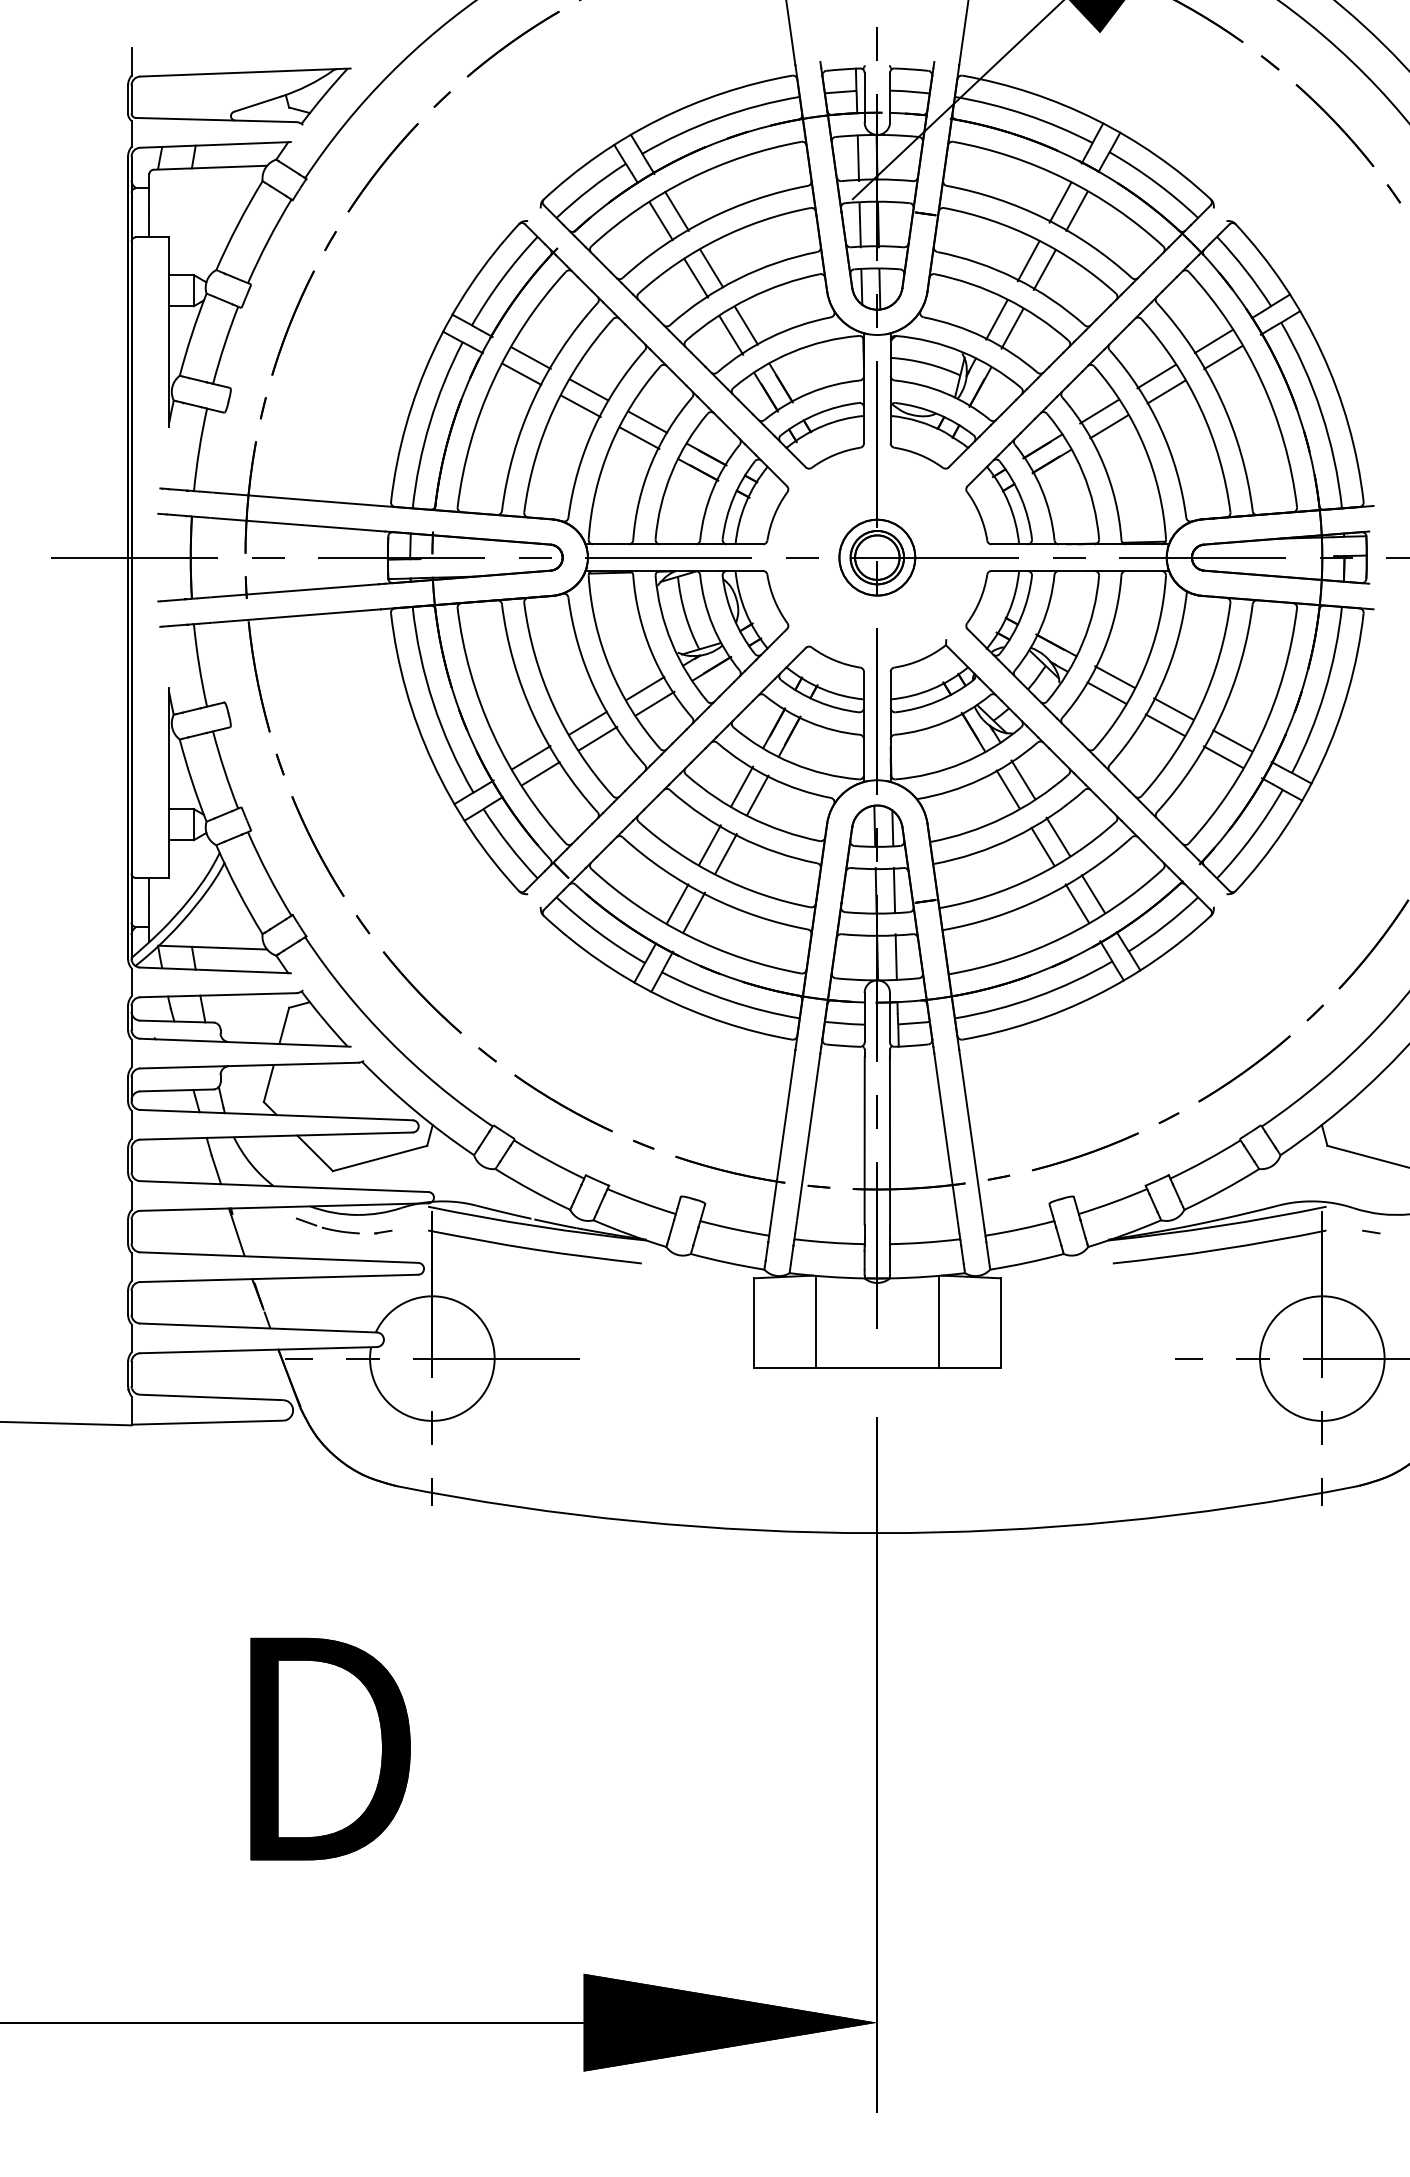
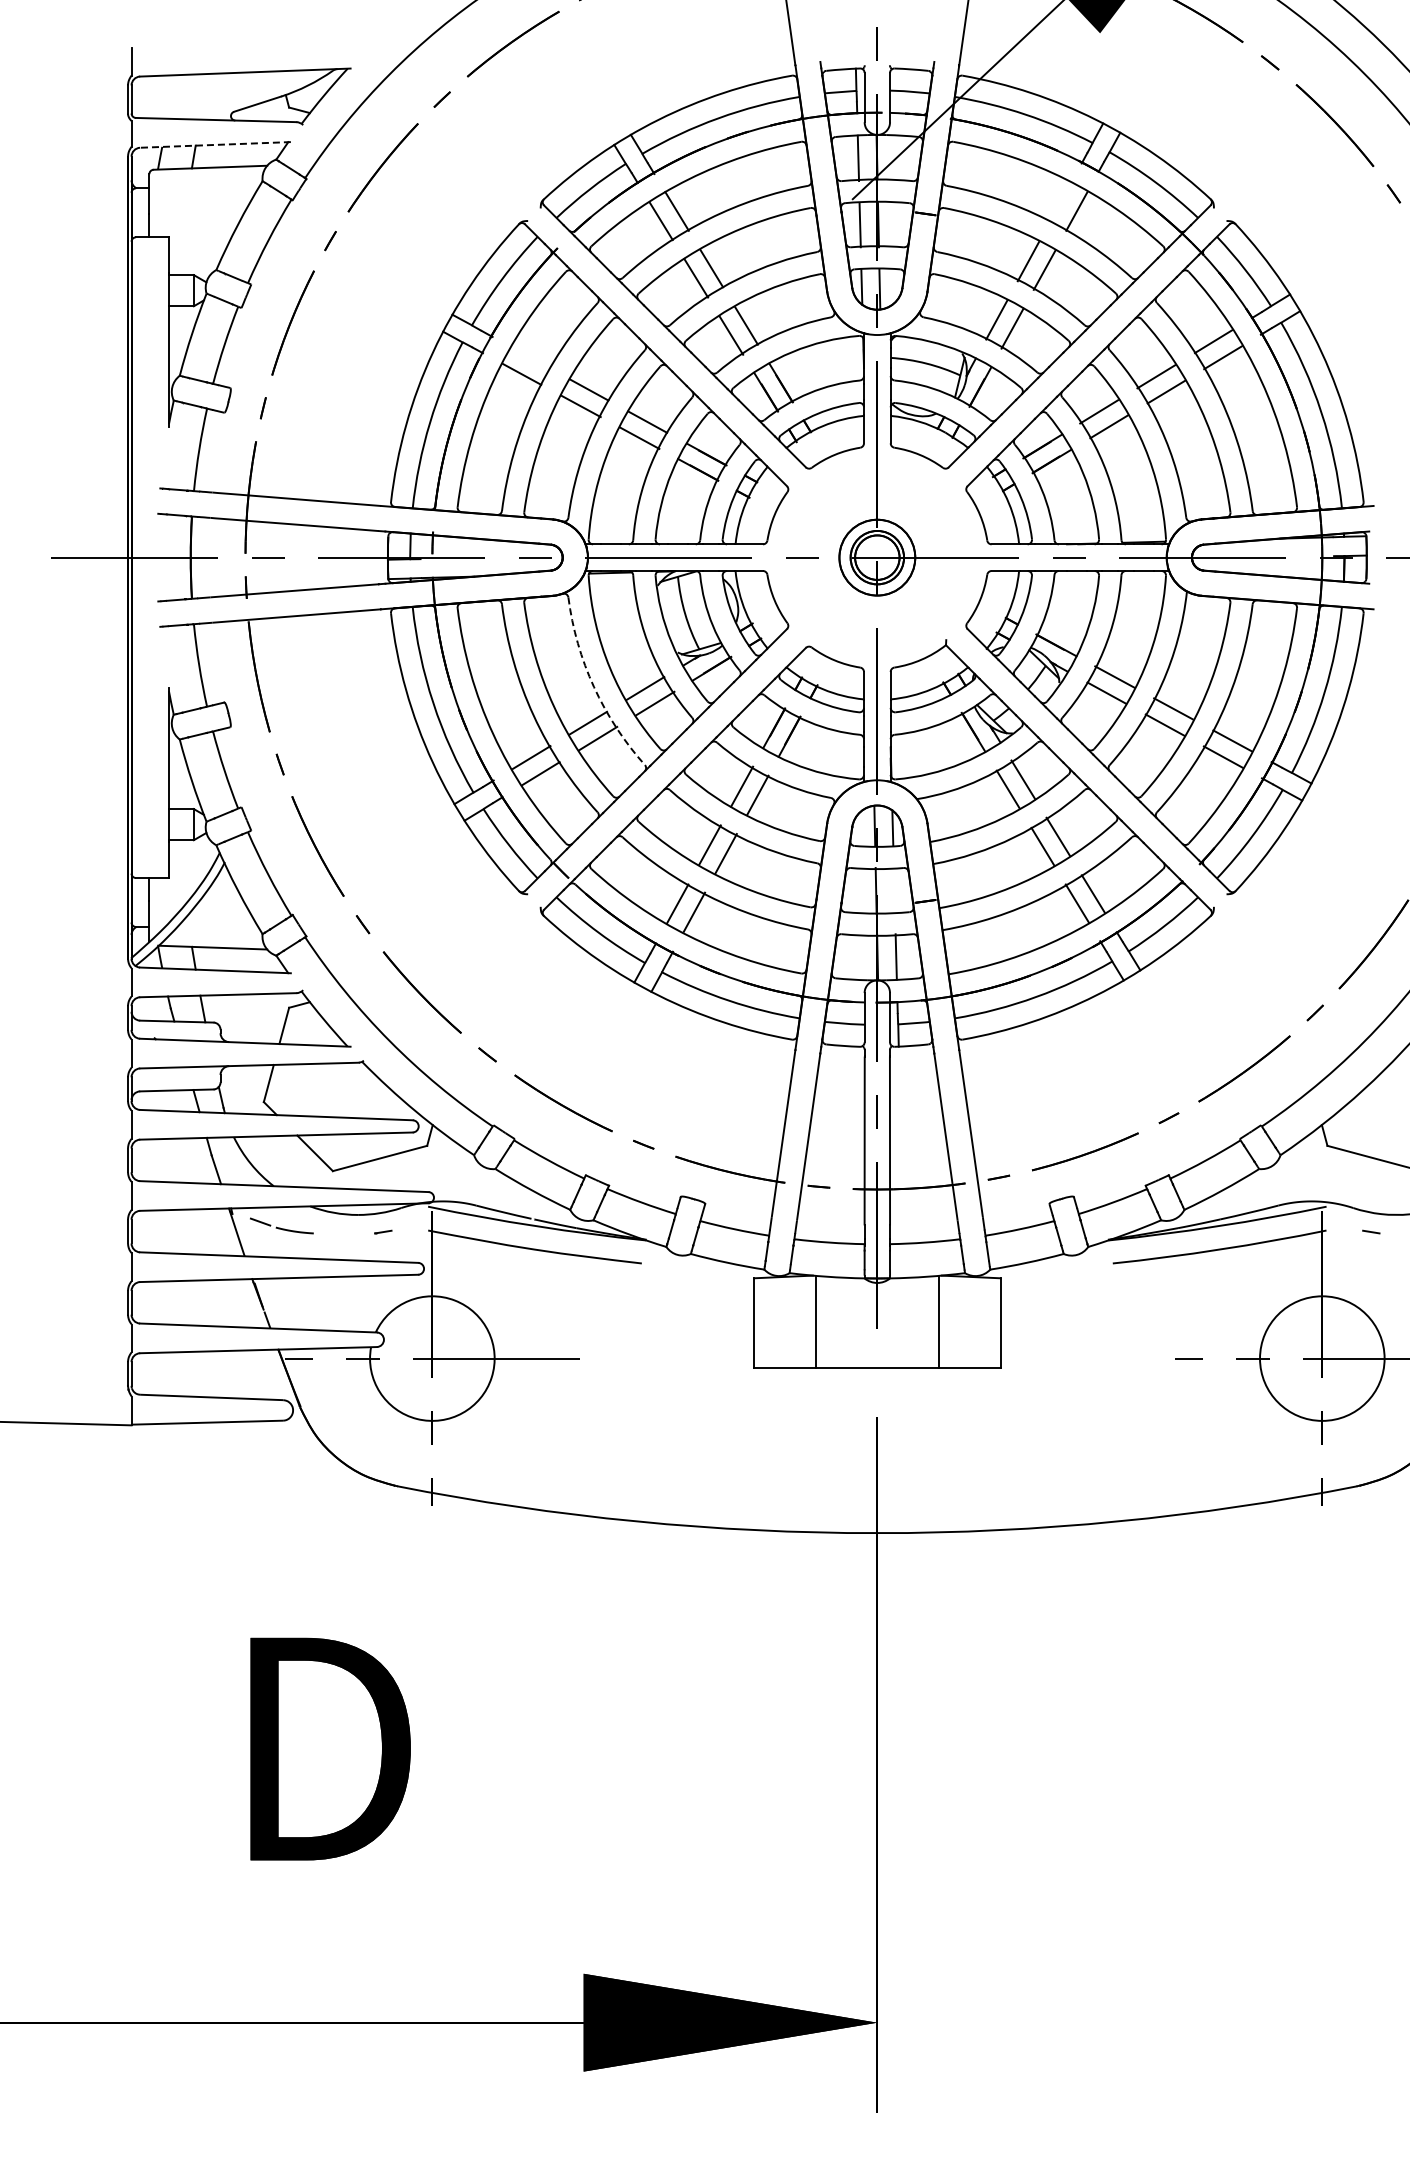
line: solid -> dashed (215, 144)
line: present -> none (1059, 202)
line: present -> none (530, 357)
arc: solid -> dashed (594, 687)
line: present -> none (894, 890)
part position: (327, 1225) -> (281, 1225) (281, 1225)
